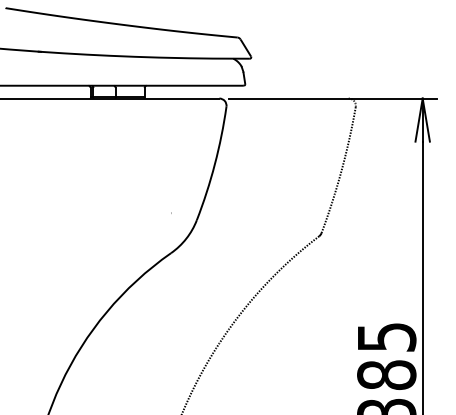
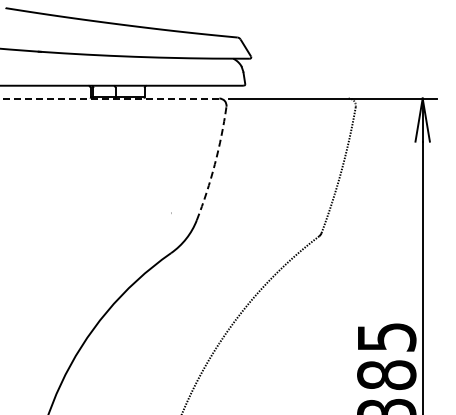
line: solid -> dashed (109, 98)
arc: solid -> dashed (214, 164)
